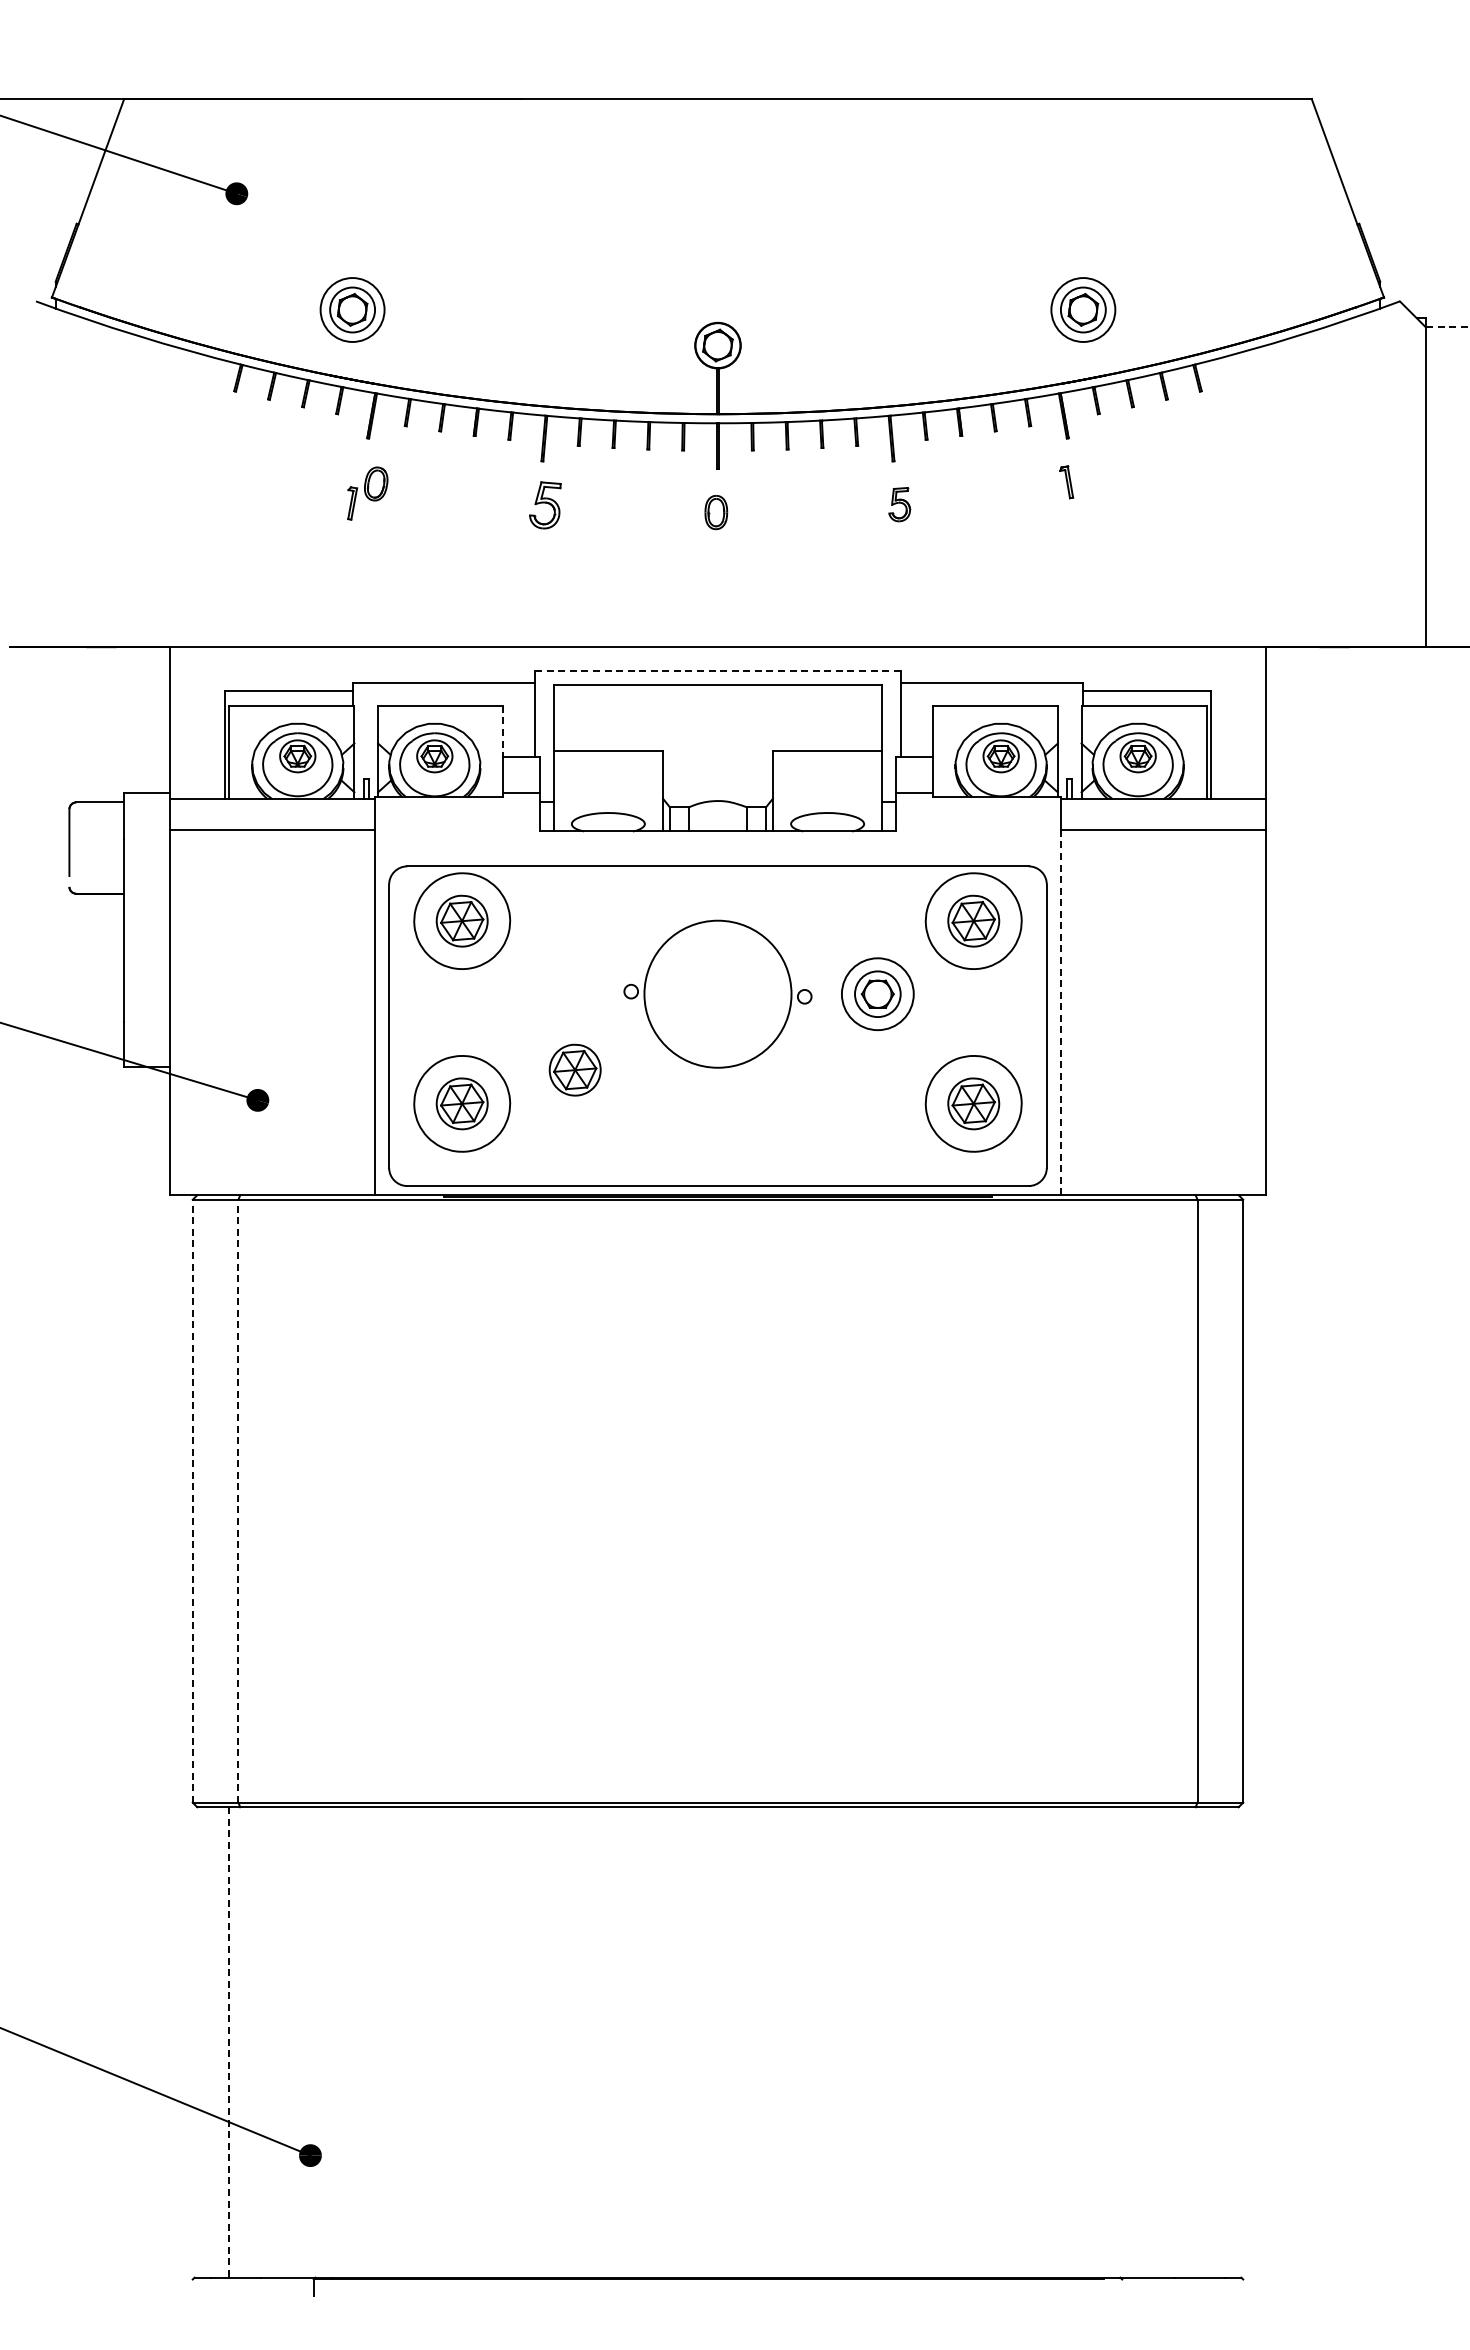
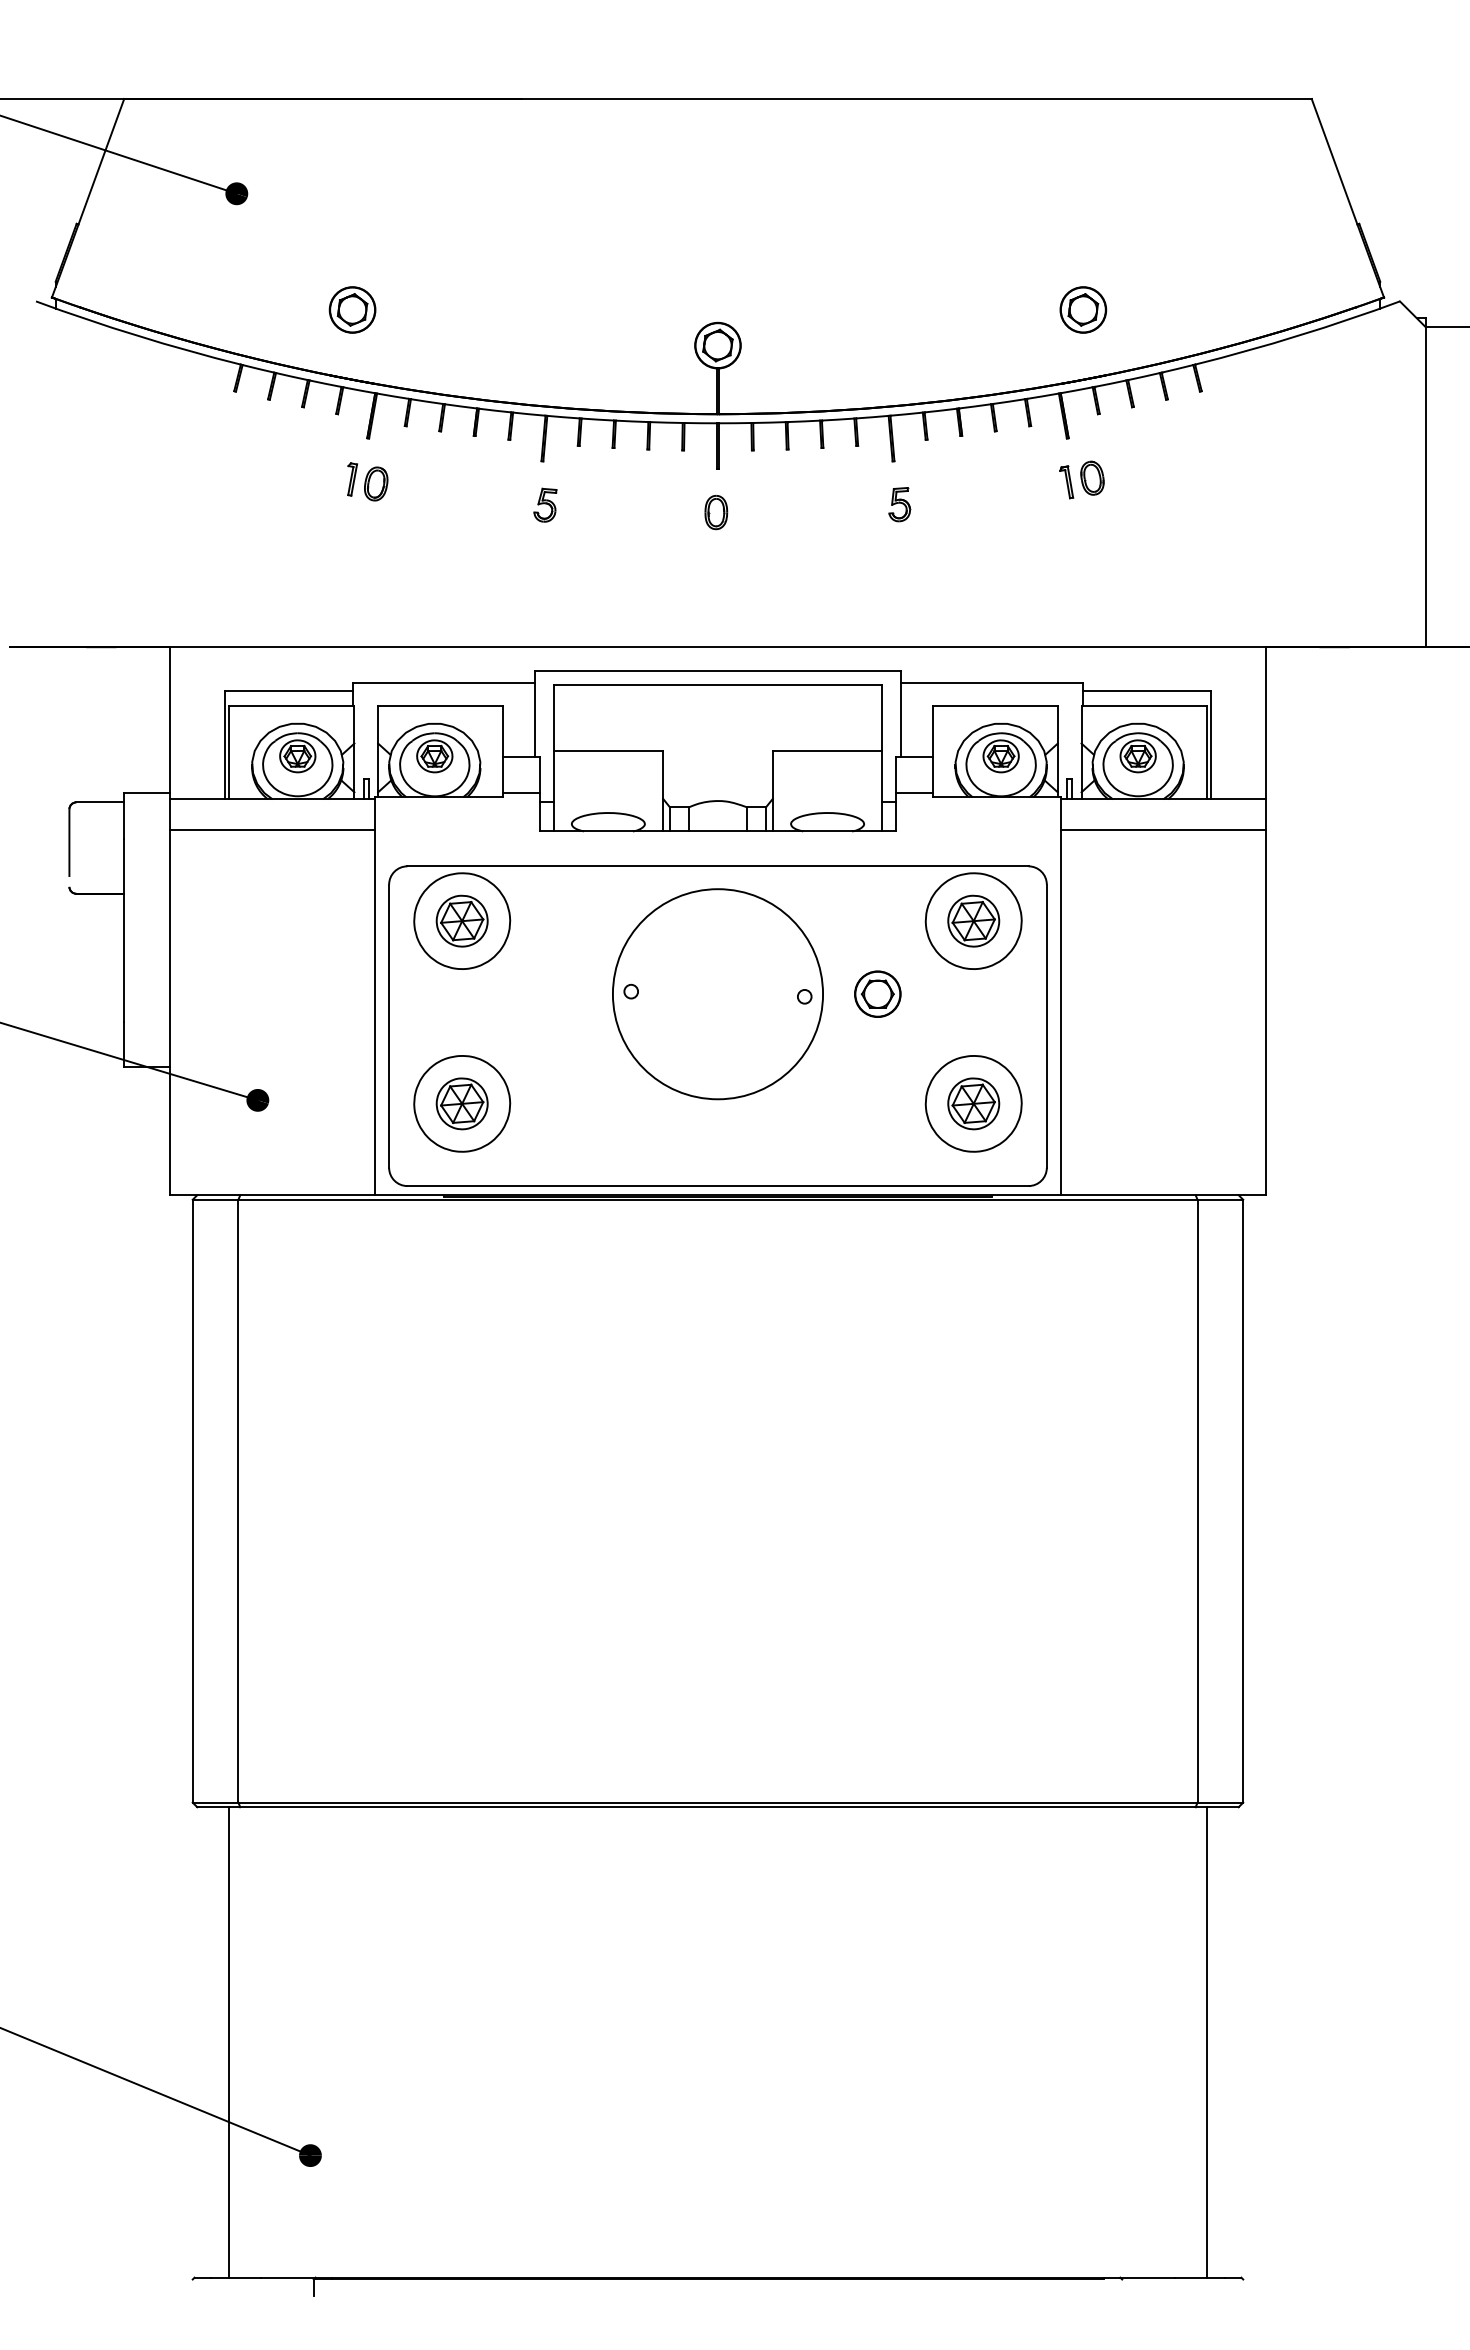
circle diameter: 64 px -> 46 px (352, 309)
circle diameter: 64 px -> 46 px (1083, 309)
line: dashed -> solid (1447, 327)
part: none -> present (1092, 477)
part position: (352, 503) -> (352, 479) (352, 479)
part size: 33x49 px -> 25x36 px (545, 504)
line: dashed -> solid (717, 670)
line: dashed -> solid (503, 731)
circle diameter: 147 px -> 210 px (717, 994)
circle diameter: 72 px -> 45 px (877, 993)
line: dashed -> solid (1060, 1012)
part: present -> none (574, 1069)
line: dashed -> solid (192, 1500)
line: dashed -> solid (238, 1500)
line: dashed -> solid (229, 2042)
line: none -> present (1206, 2042)
